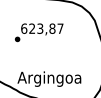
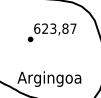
text position: (38, 32) -> (51, 32) (51, 32)
